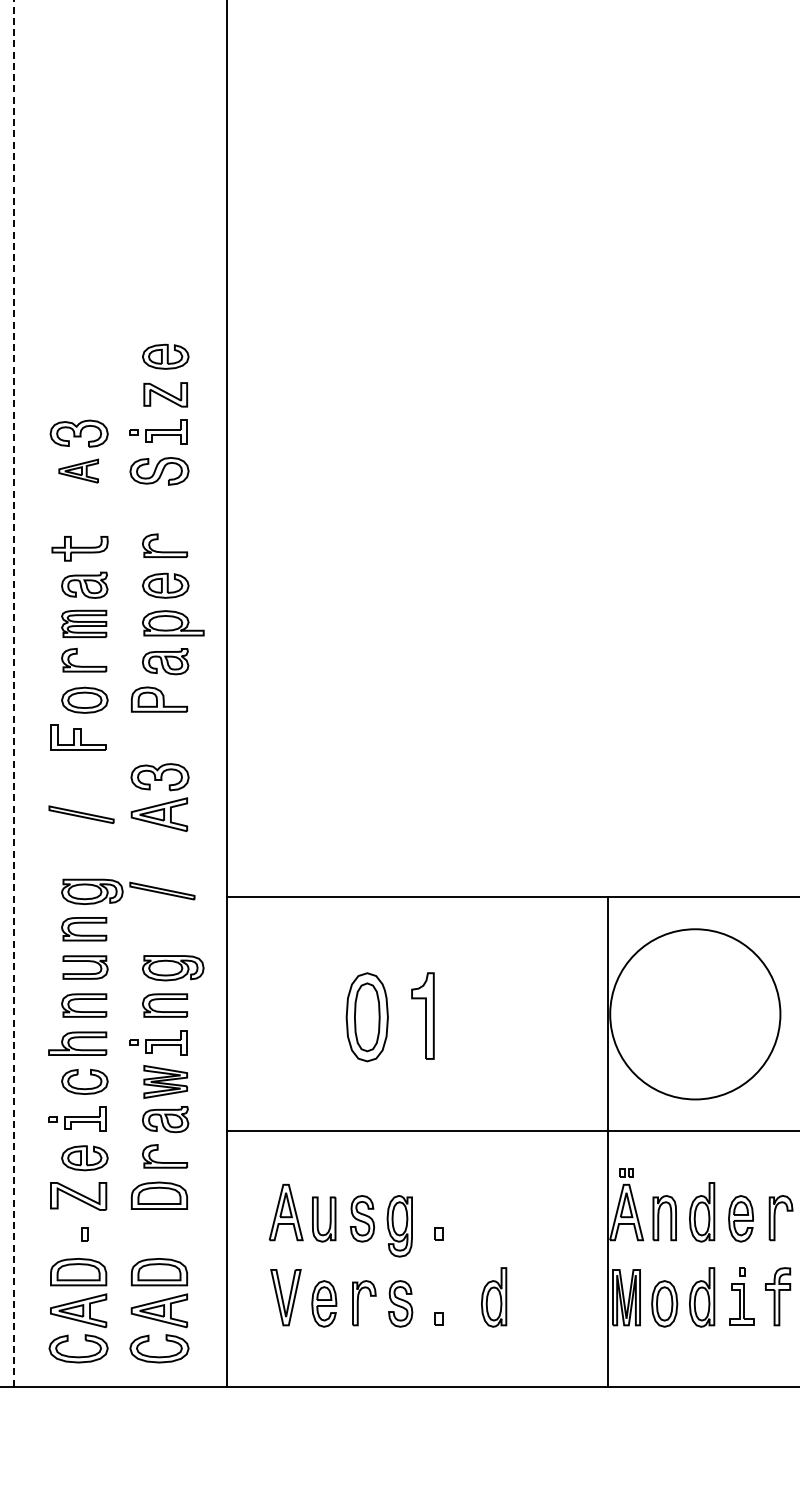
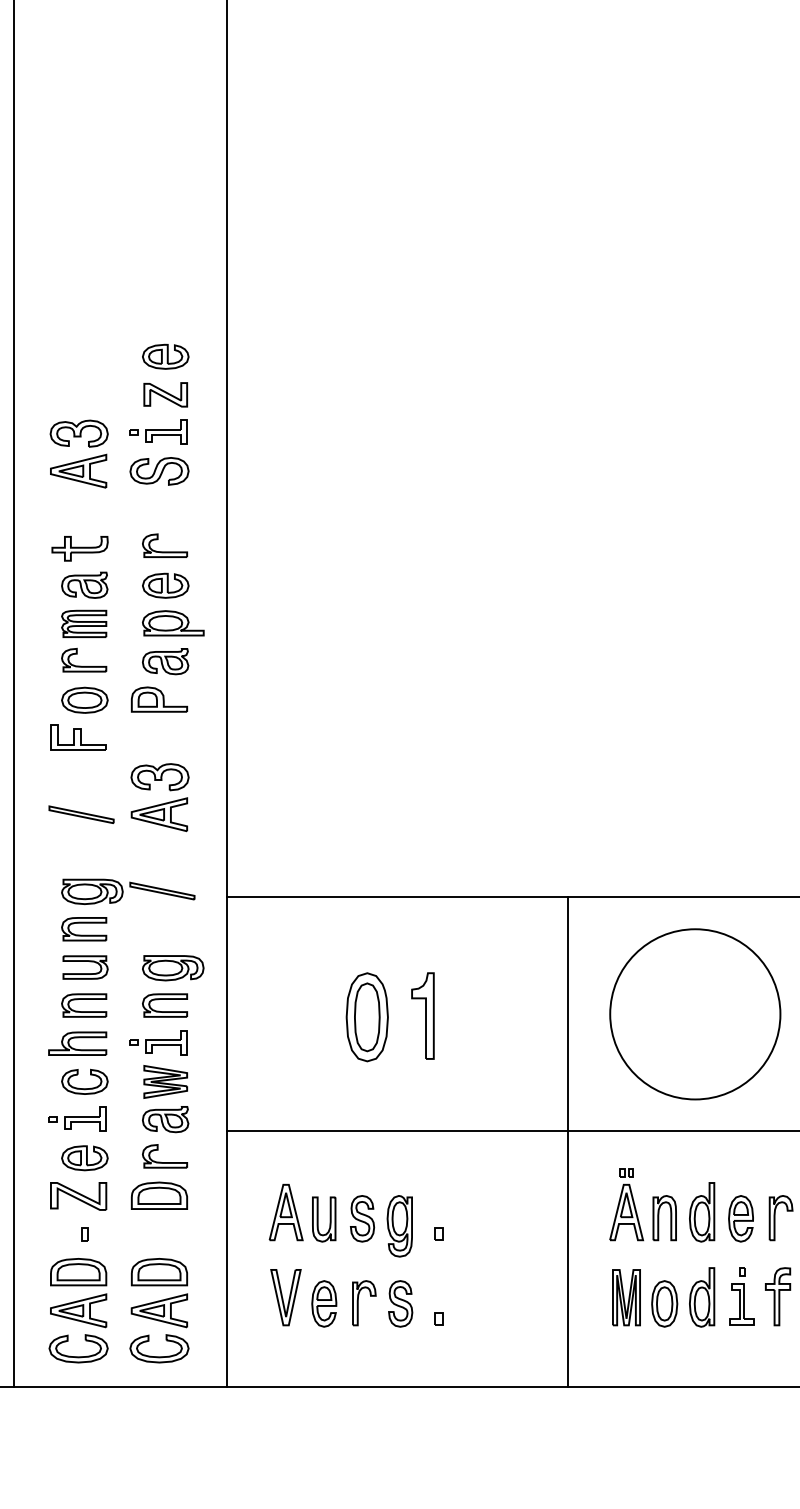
part size: 41x26 px -> 58x36 px (78, 470)
line: dashed -> solid (14, 693)
line position: (607, 1141) -> (567, 1141) (567, 1141)
part: present -> none (494, 1297)
